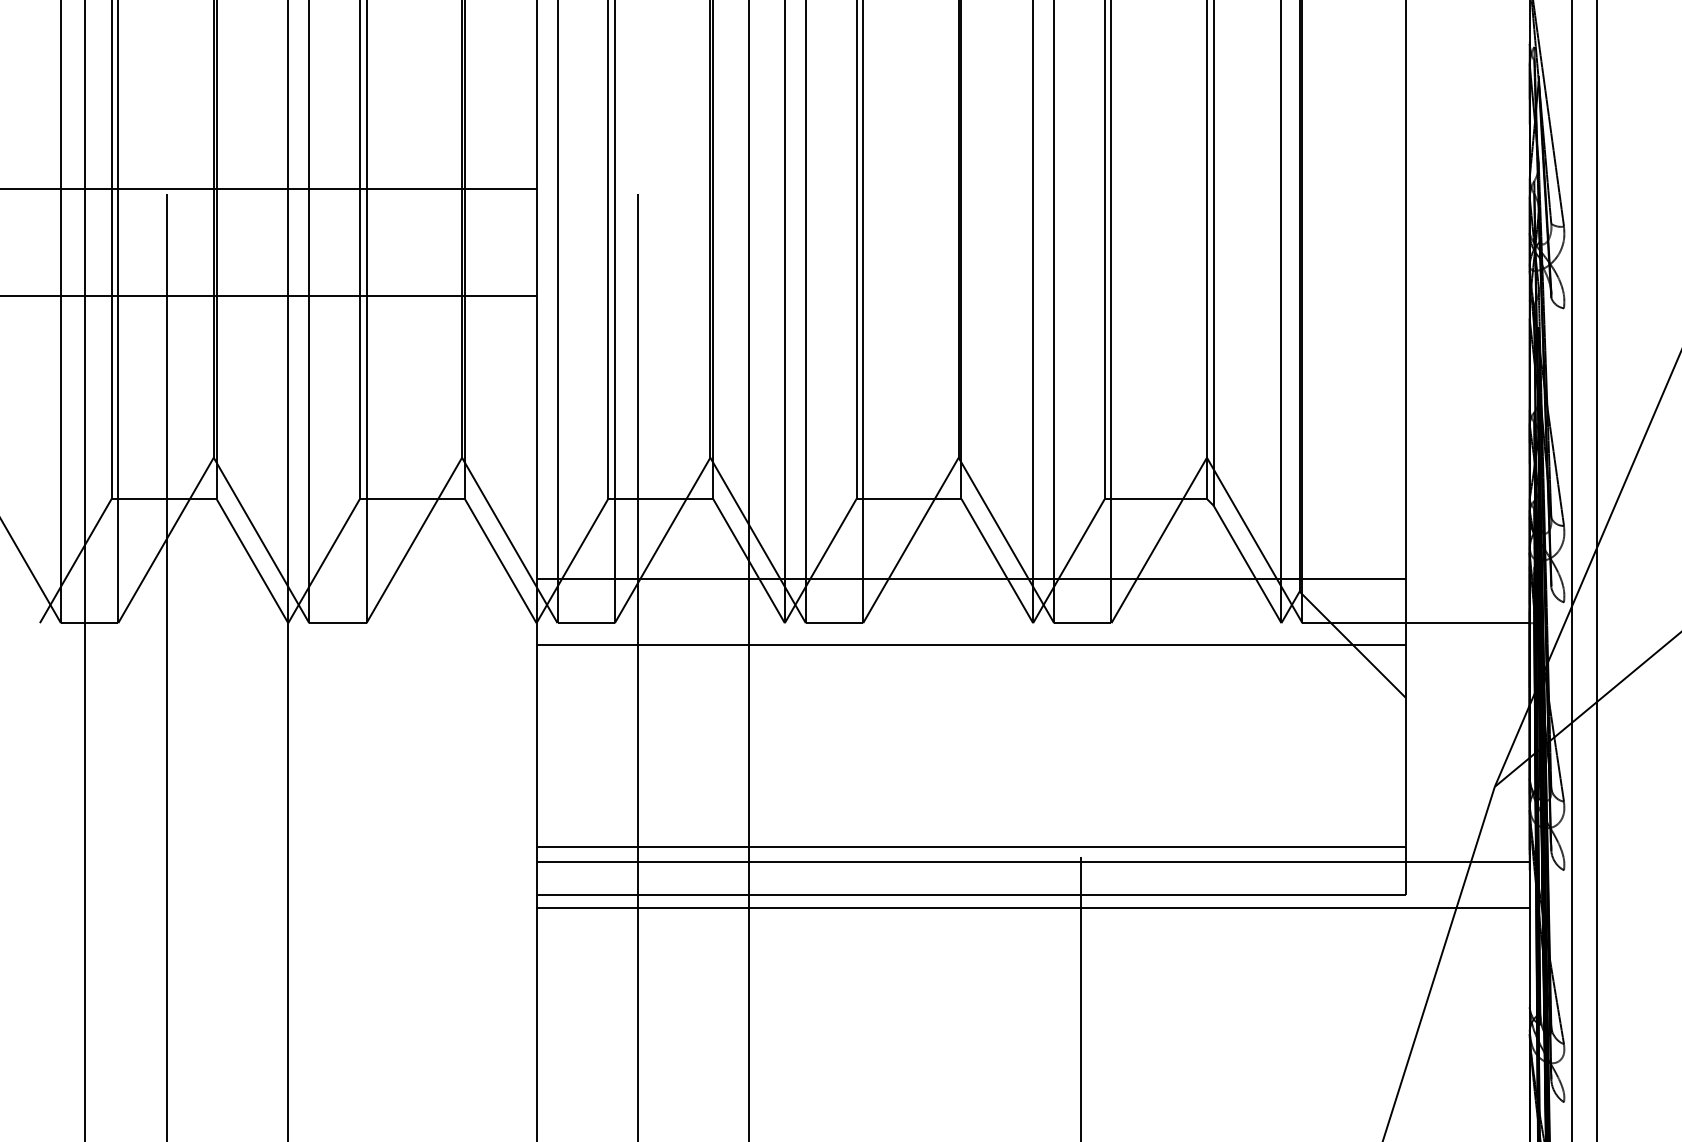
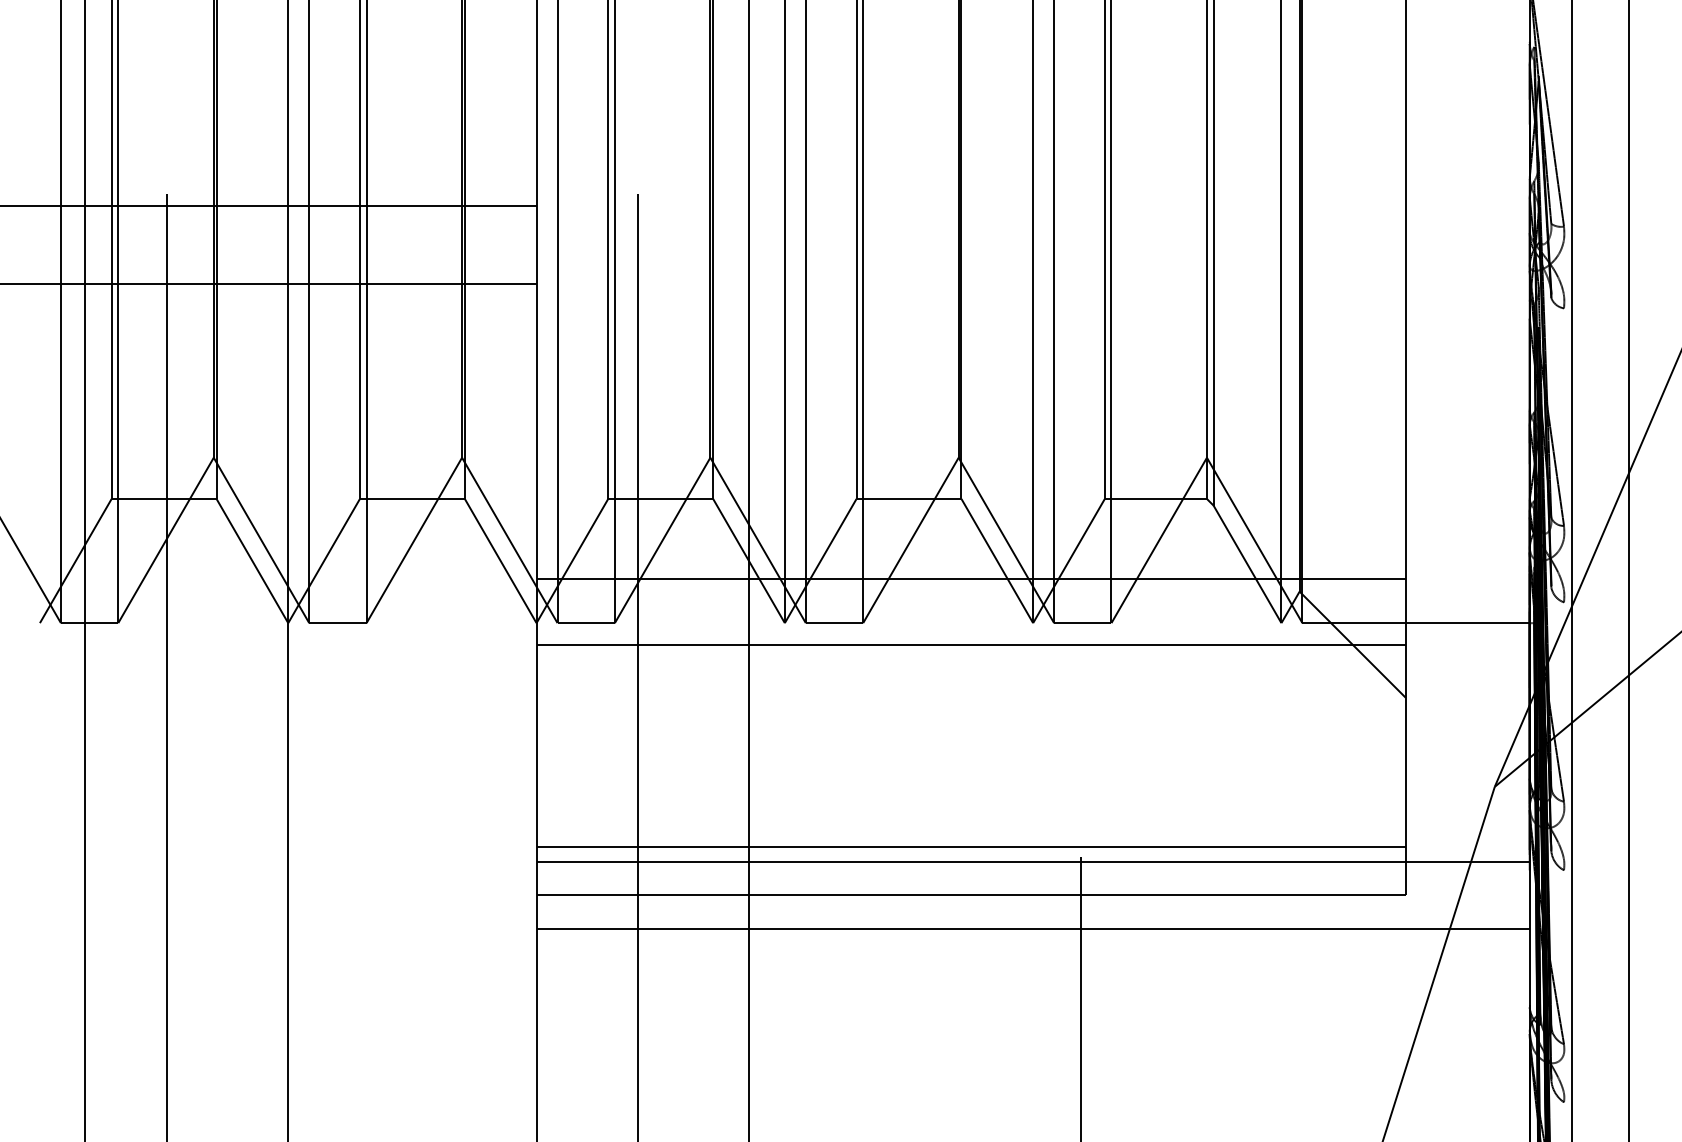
line position: (269, 189) -> (269, 206) (269, 206)
line position: (269, 296) -> (269, 284) (269, 284)
line position: (1597, 570) -> (1629, 570) (1629, 570)
line position: (1032, 907) -> (1032, 928) (1032, 928)
